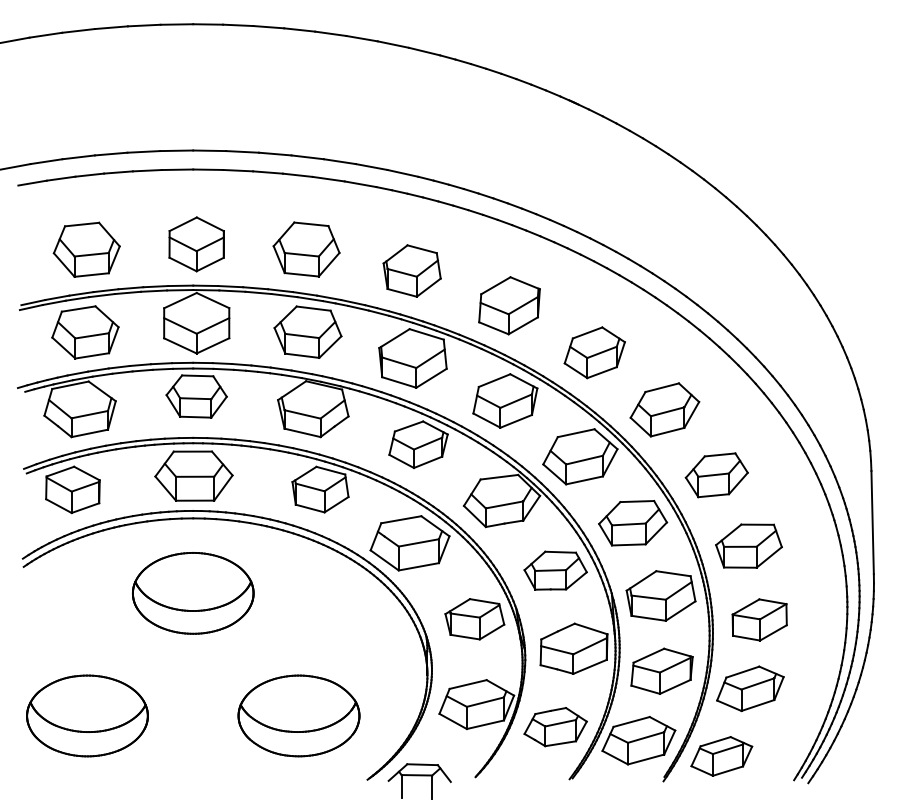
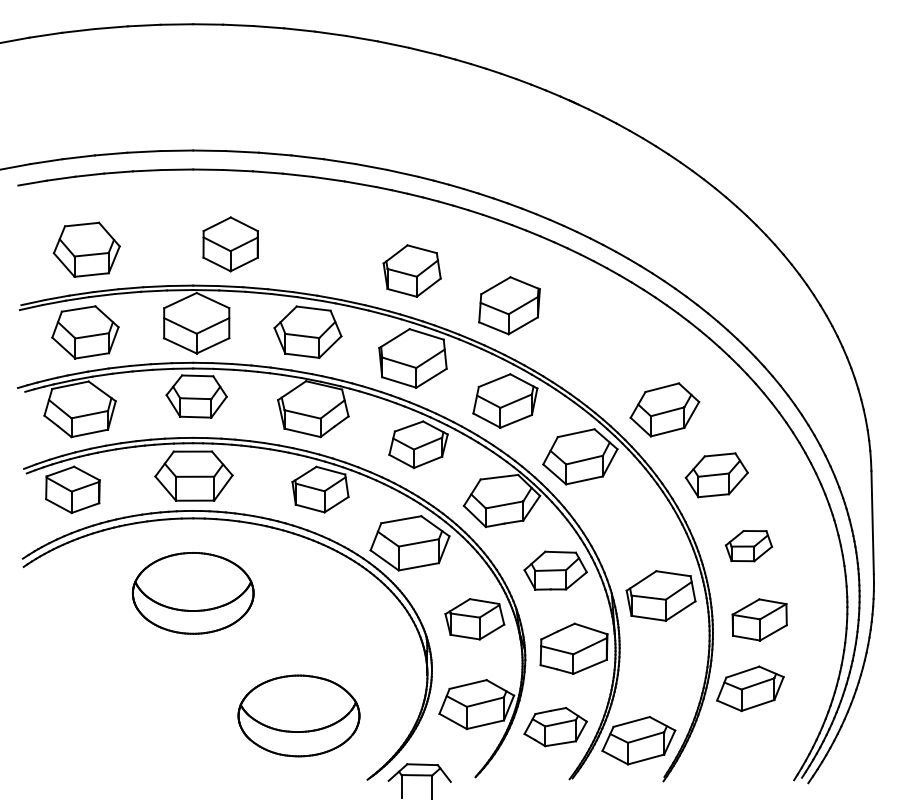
part position: (196, 244) -> (230, 244) (230, 244)
part: present -> none (306, 249)
part: present -> none (594, 352)
part: present -> none (633, 523)
part size: 68x46 px -> 50x33 px (748, 546)
part: present -> none (661, 670)
part: present -> none (87, 715)
part: present -> none (721, 756)
